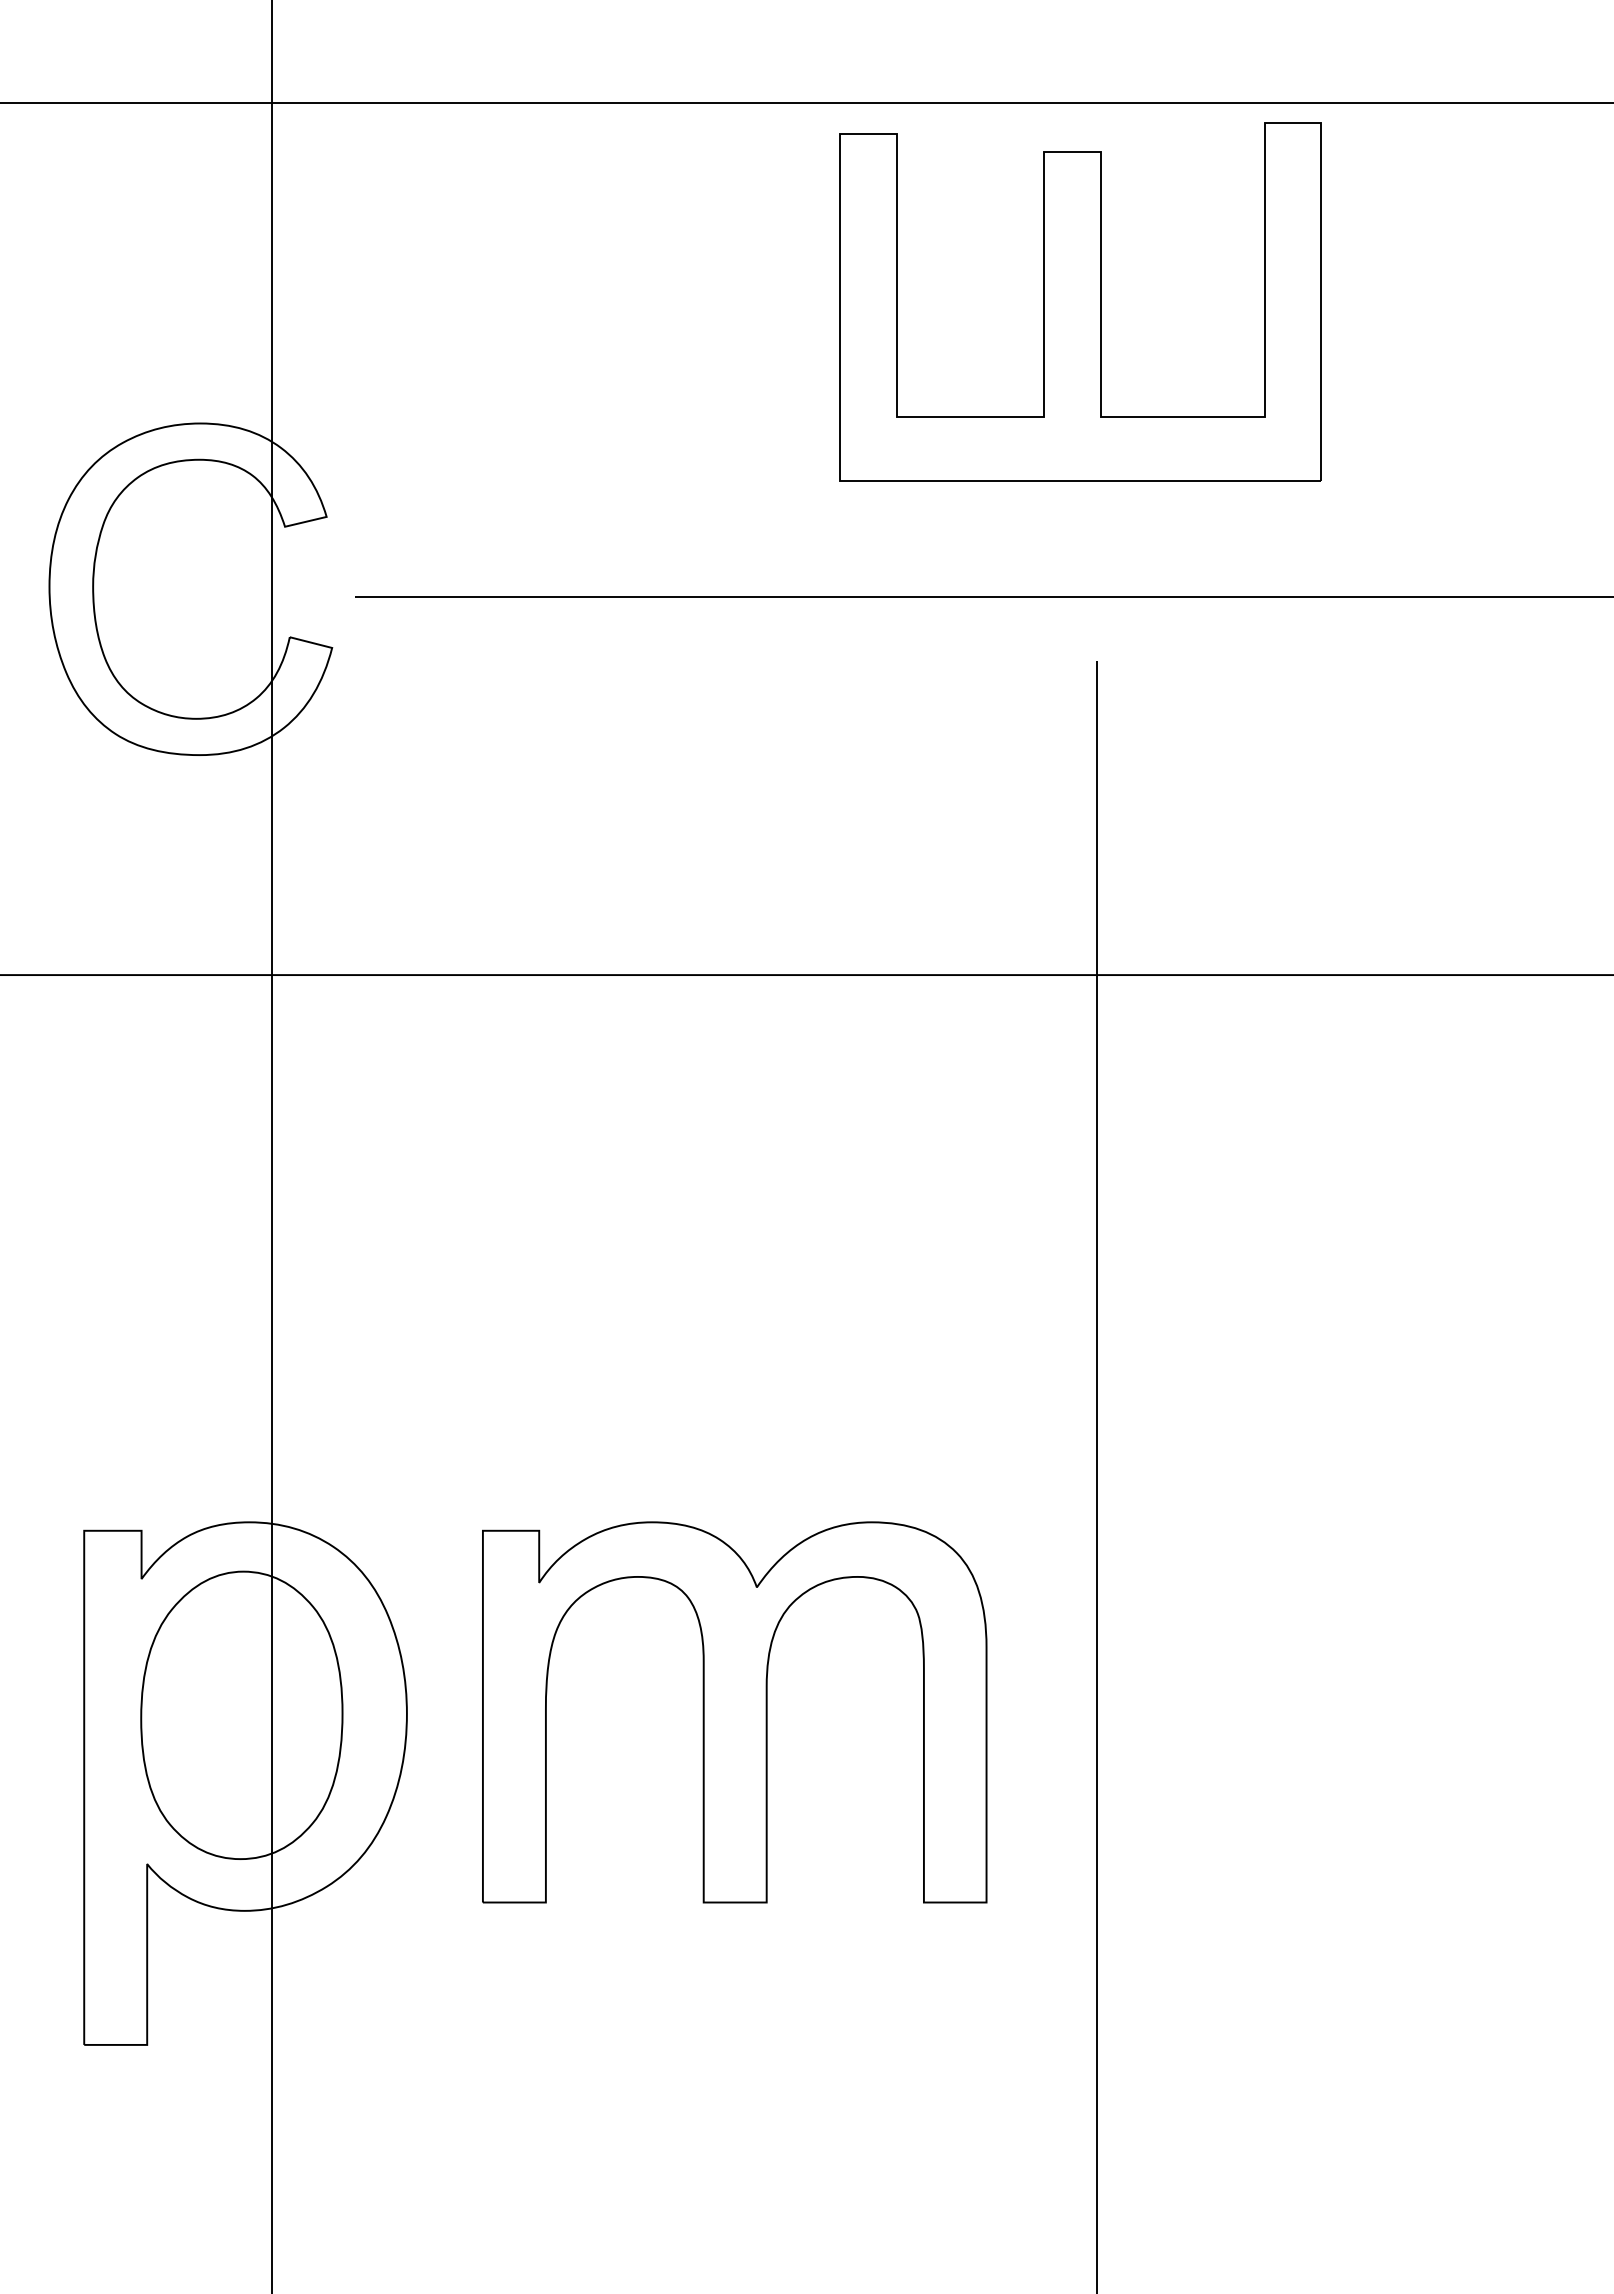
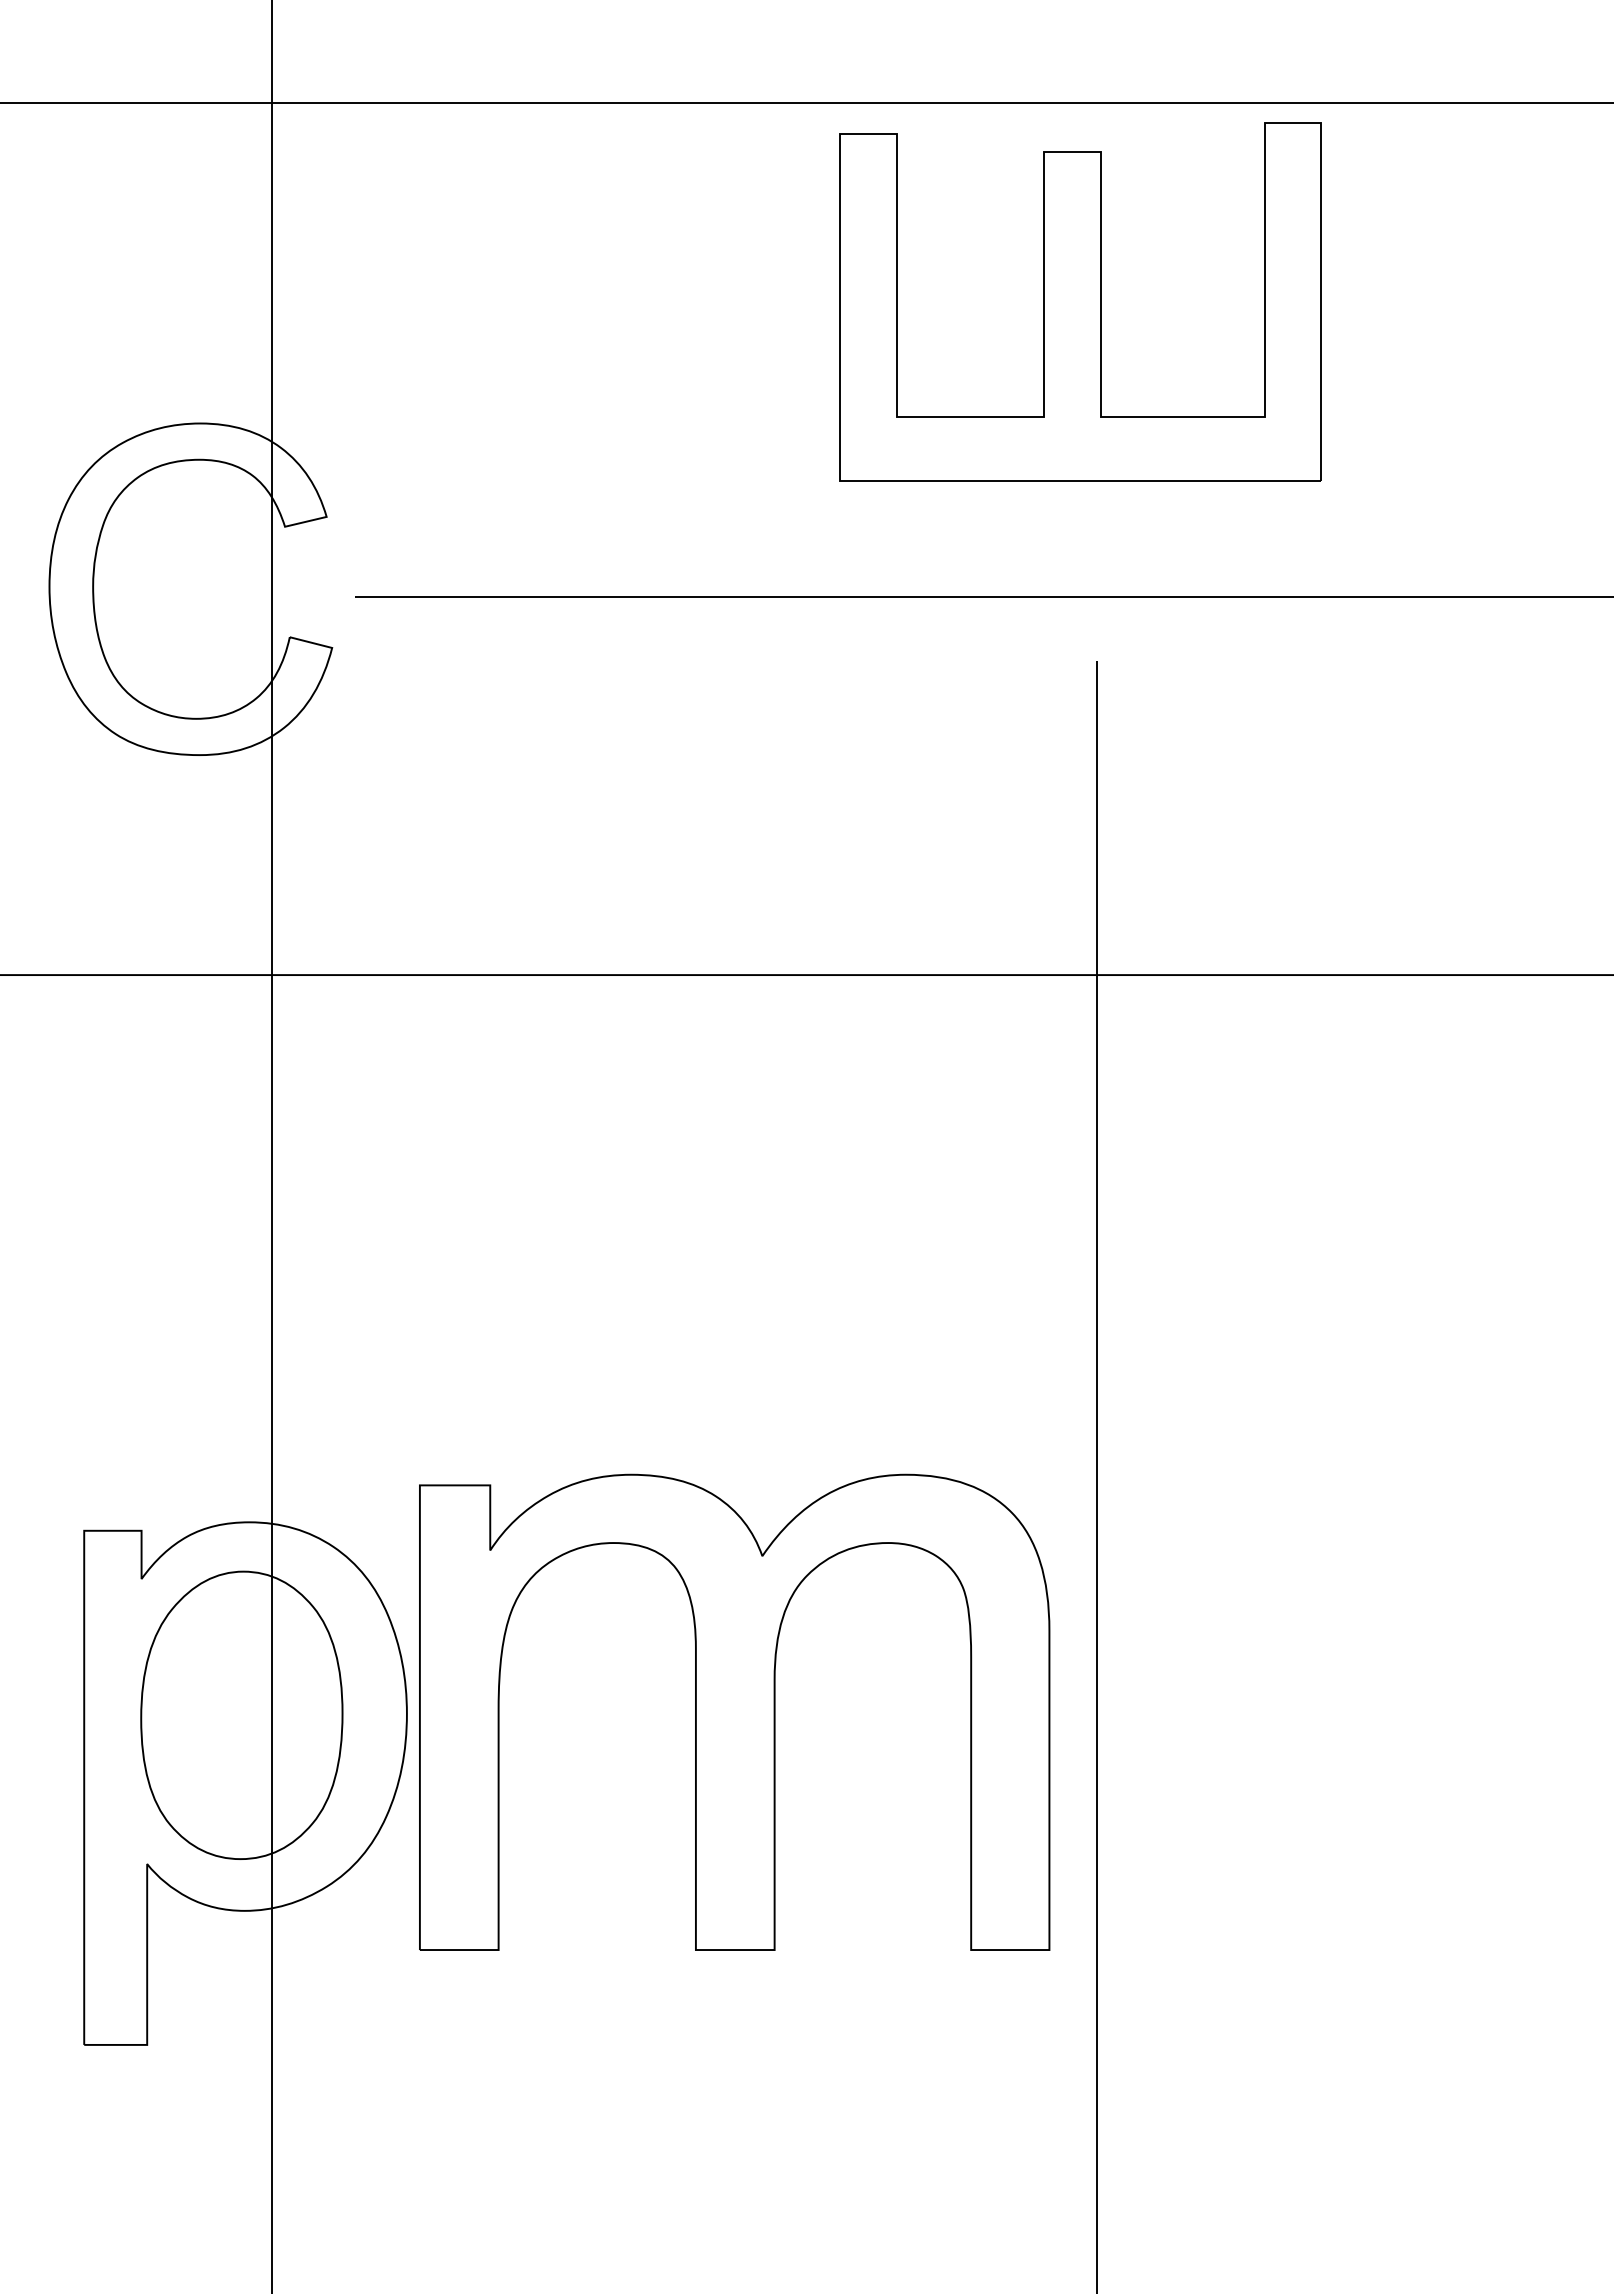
part size: 506x383 px -> 632x478 px (734, 1711)
